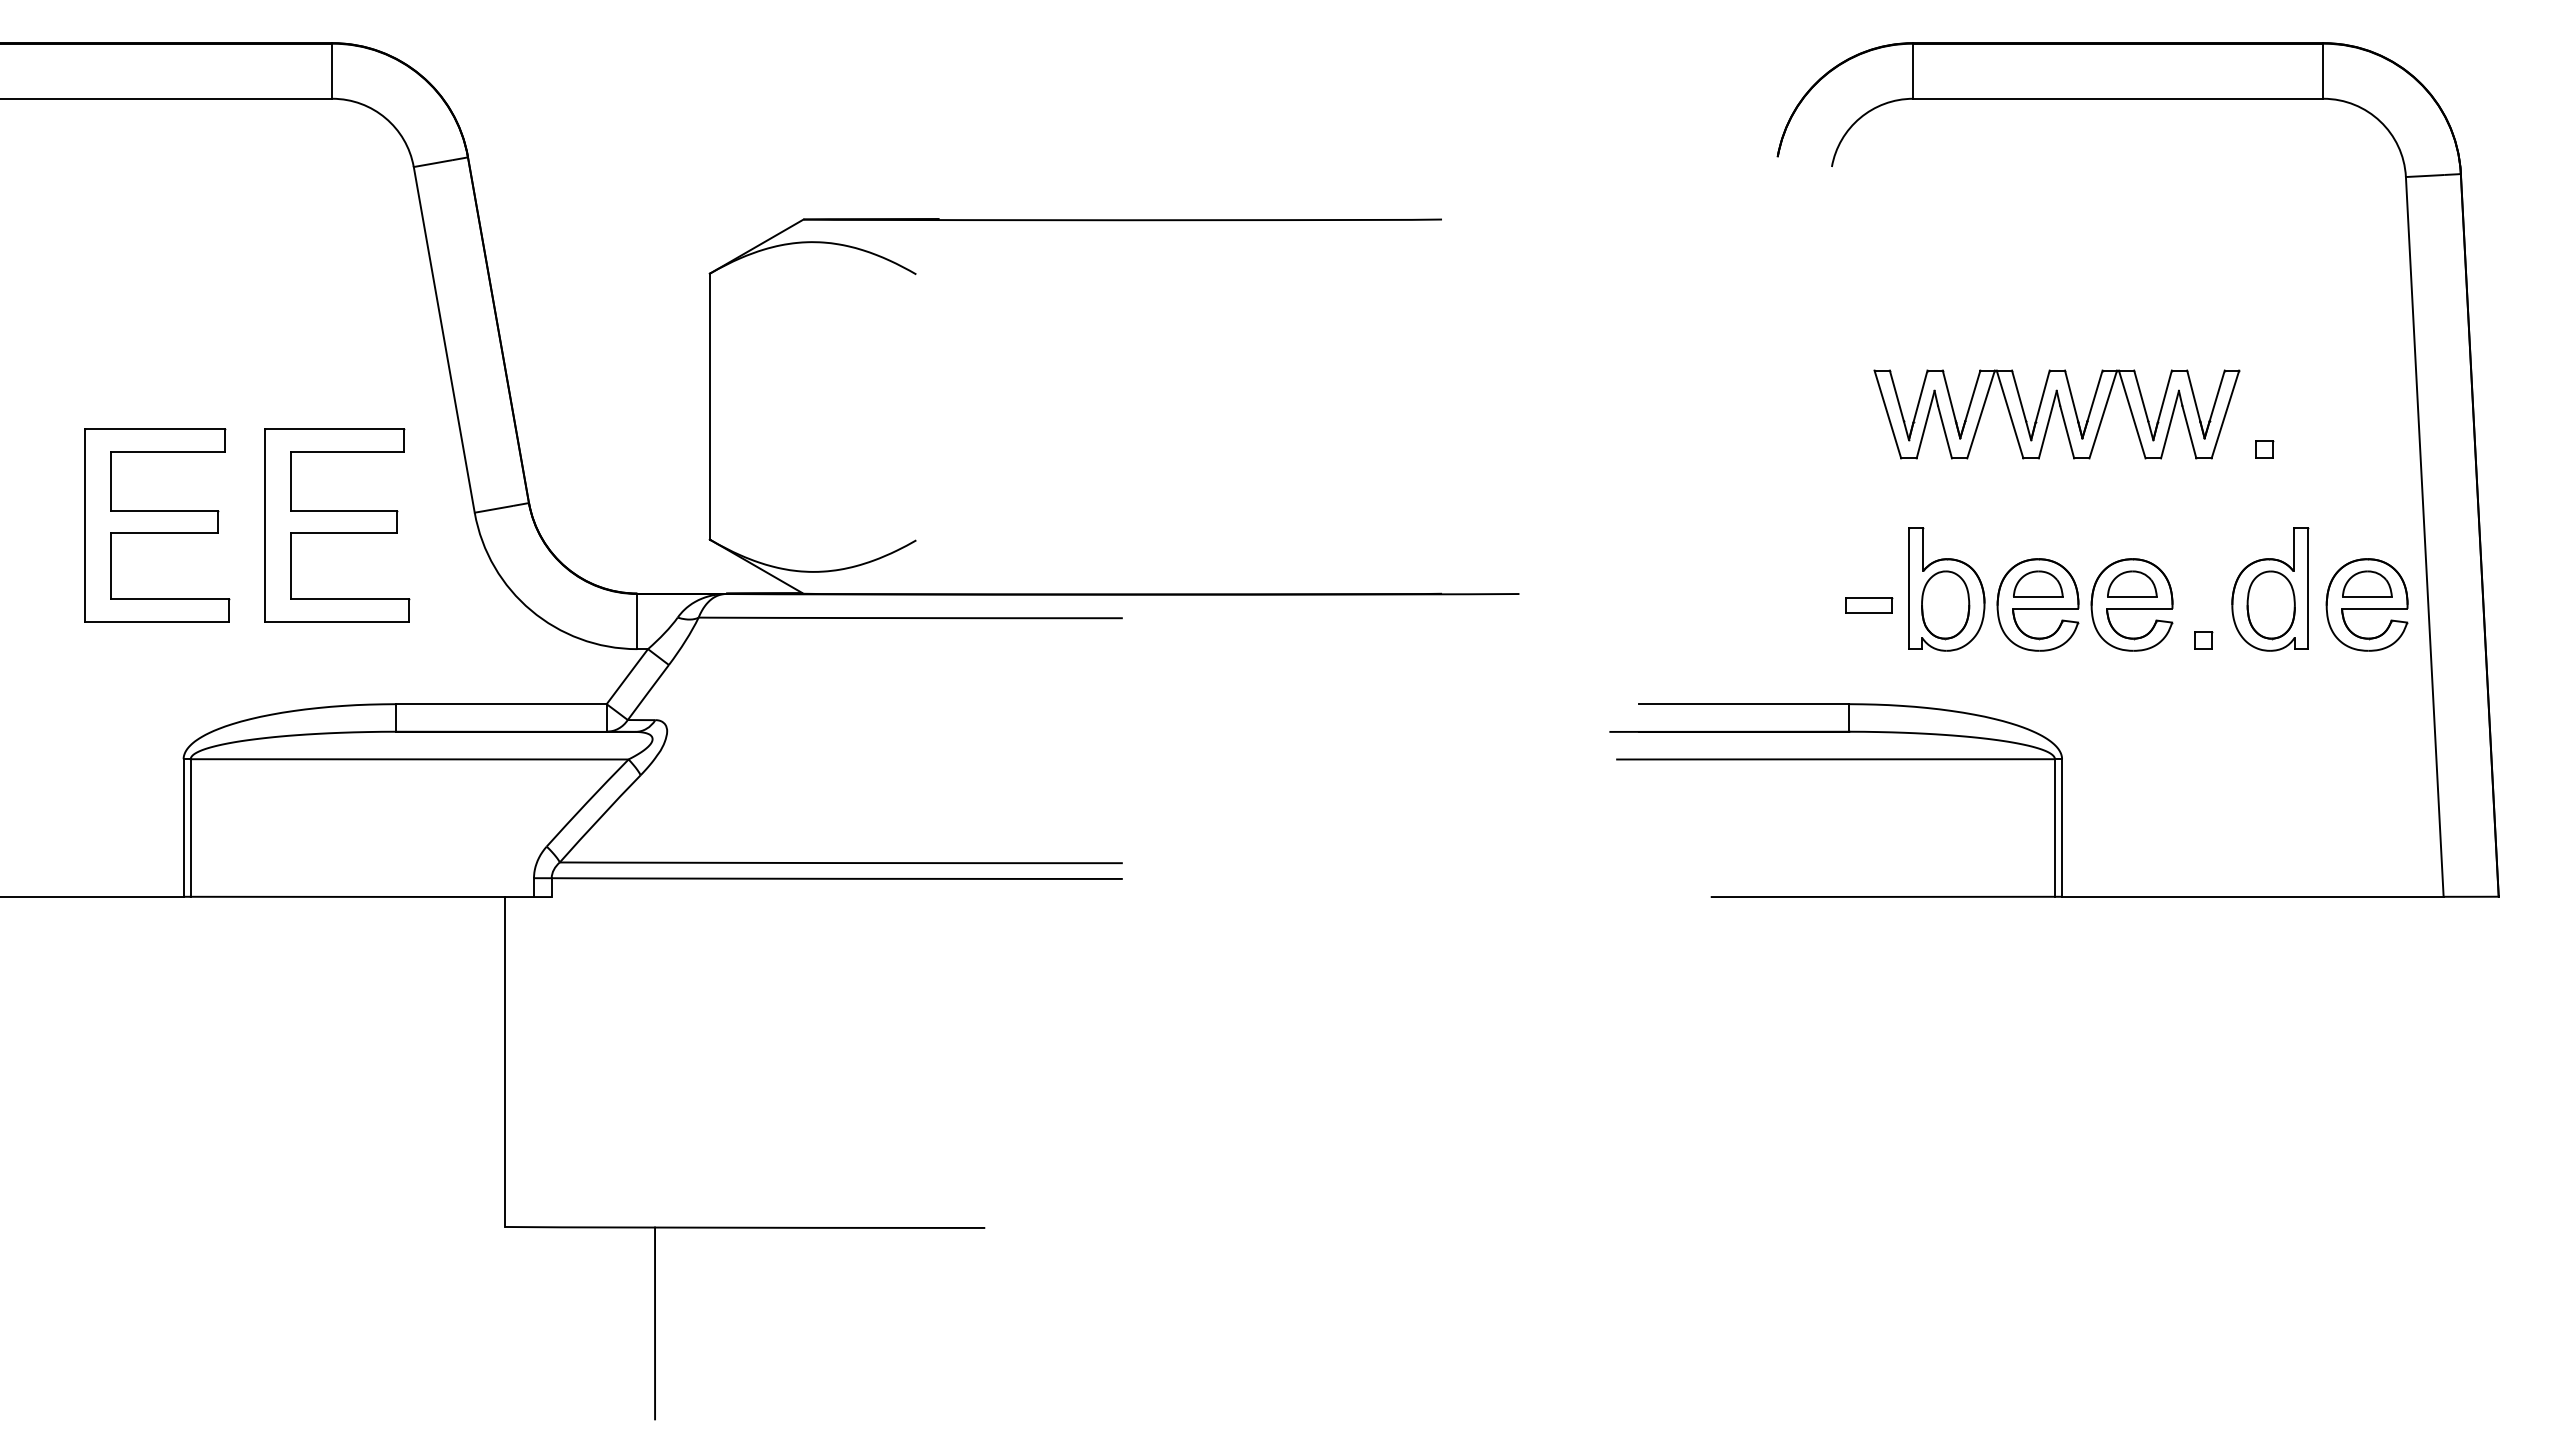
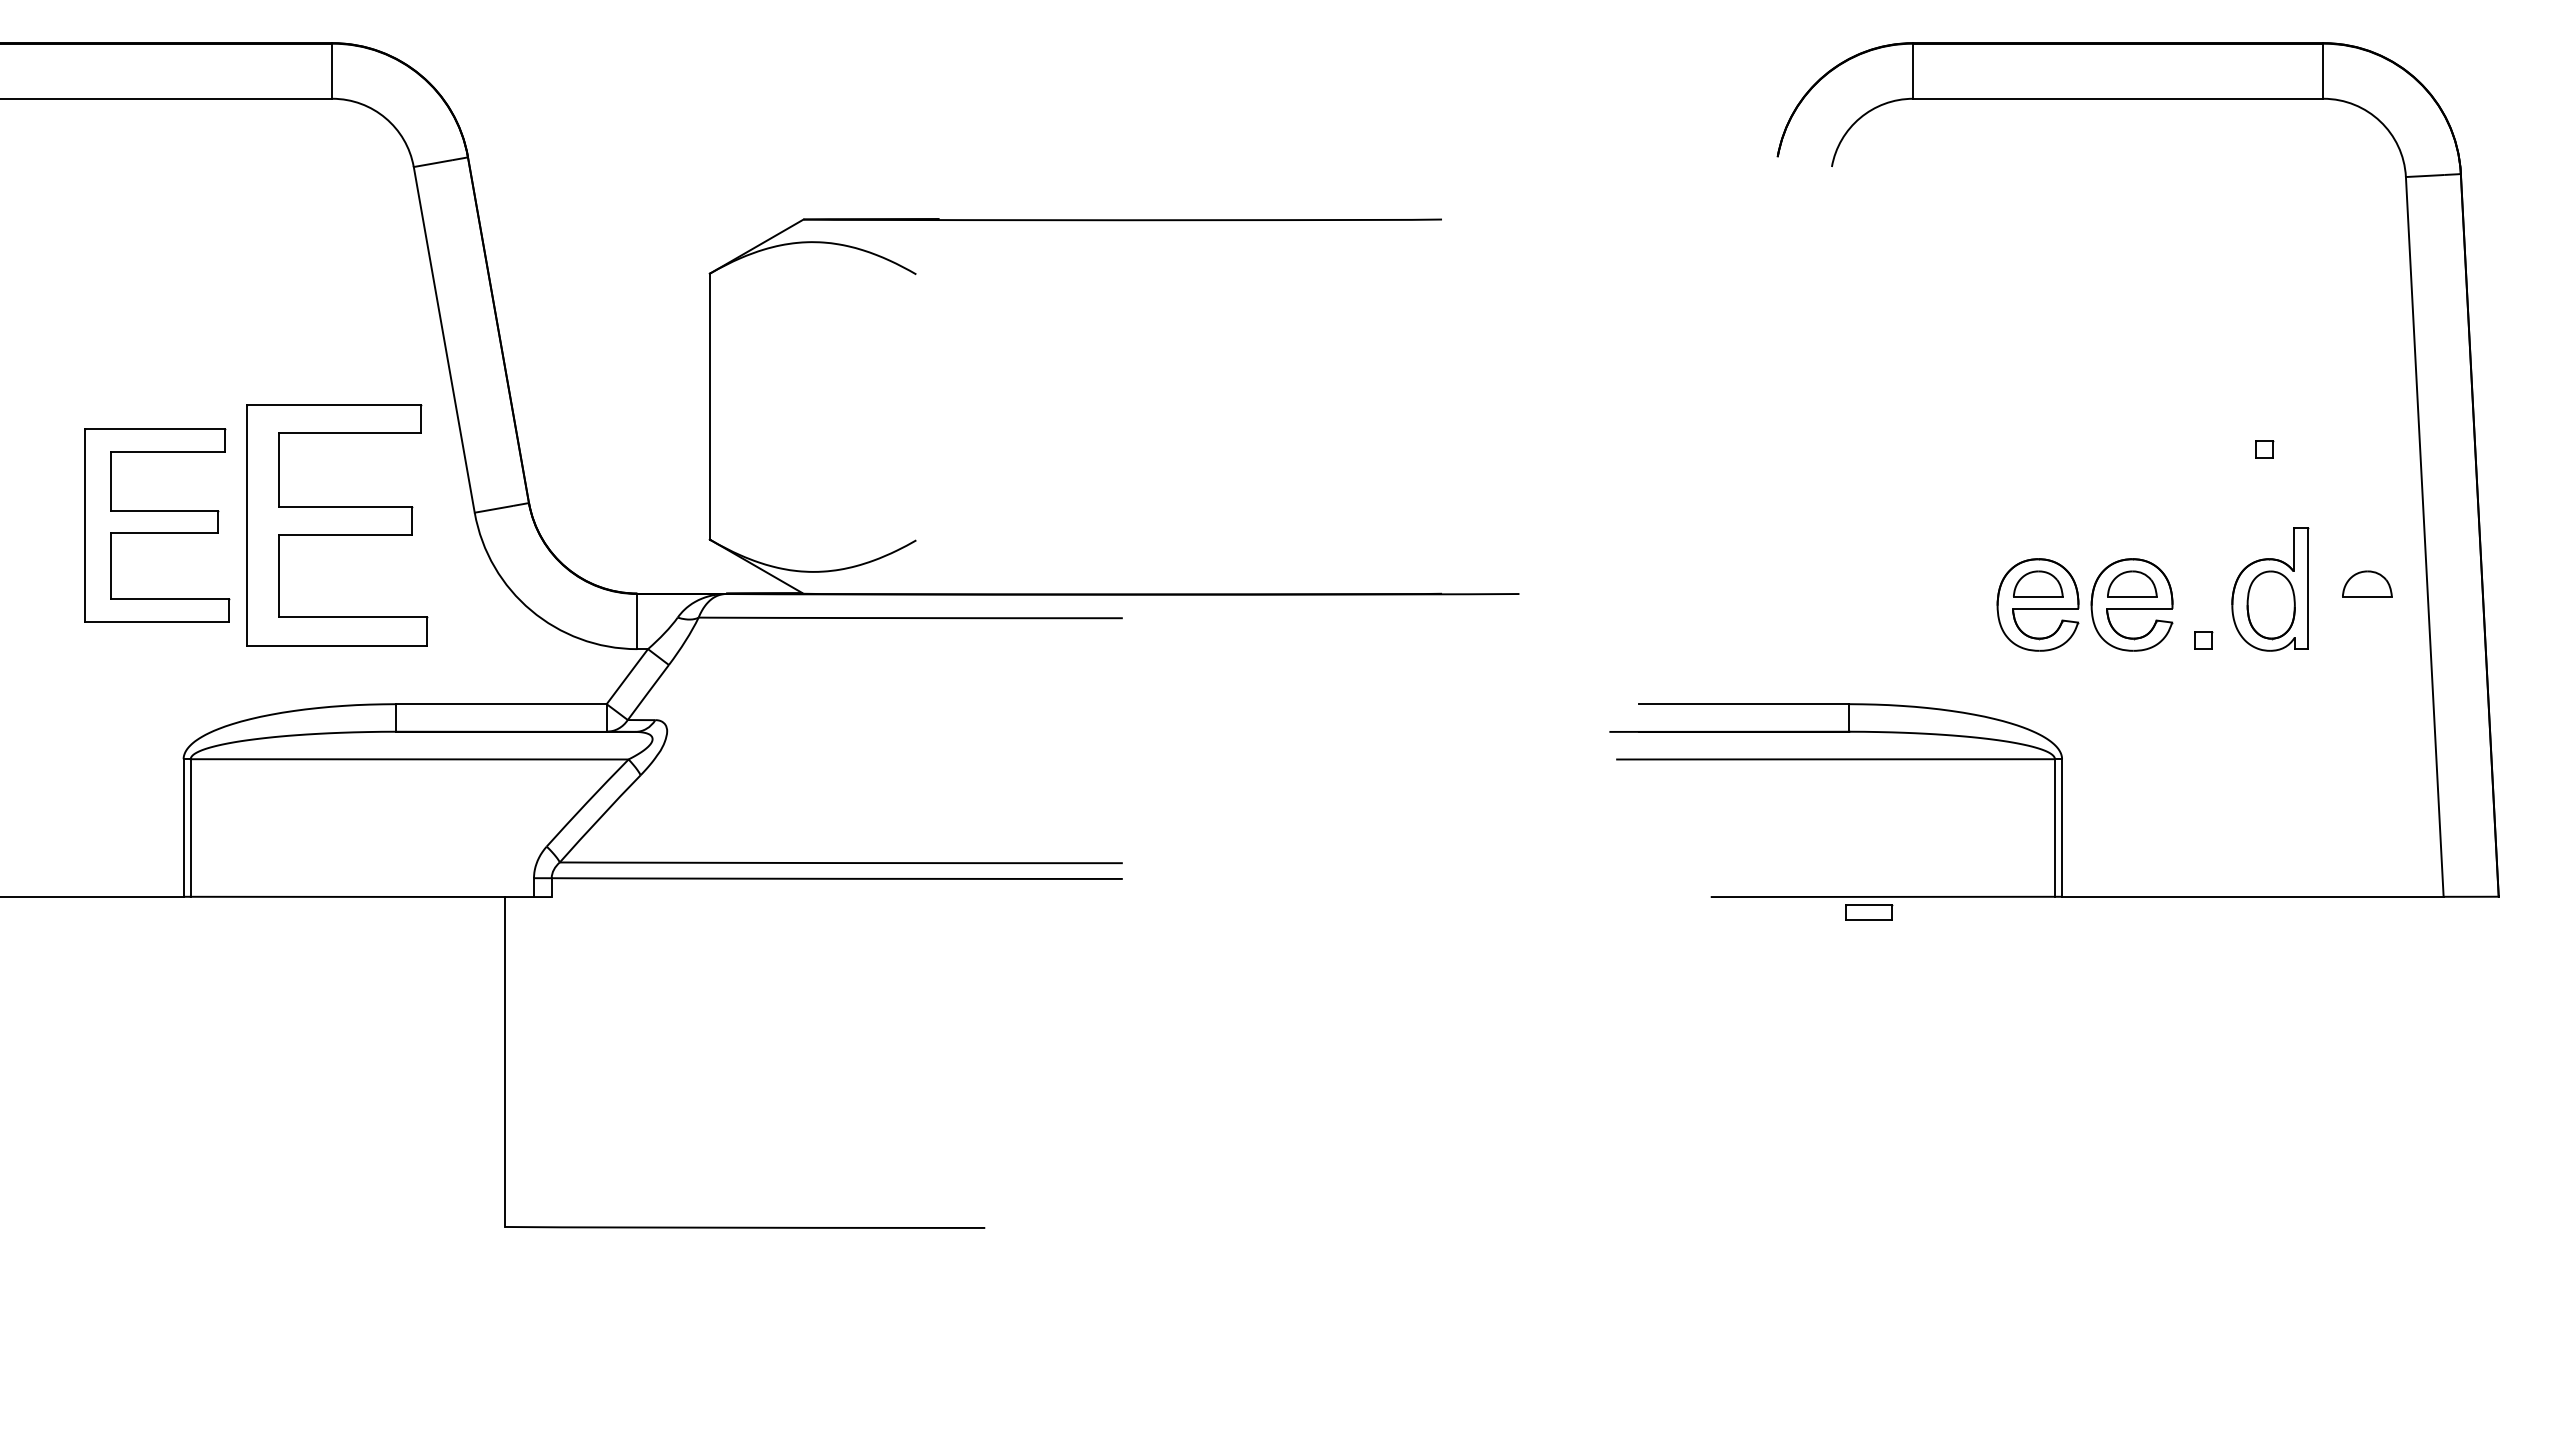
part: present -> none (2056, 414)
part size: 147x195 px -> 183x243 px (337, 525)
part: present -> none (1946, 589)
part: present -> none (2366, 604)
part position: (1869, 605) -> (1869, 912) (1869, 912)
line: present -> none (655, 1323)
